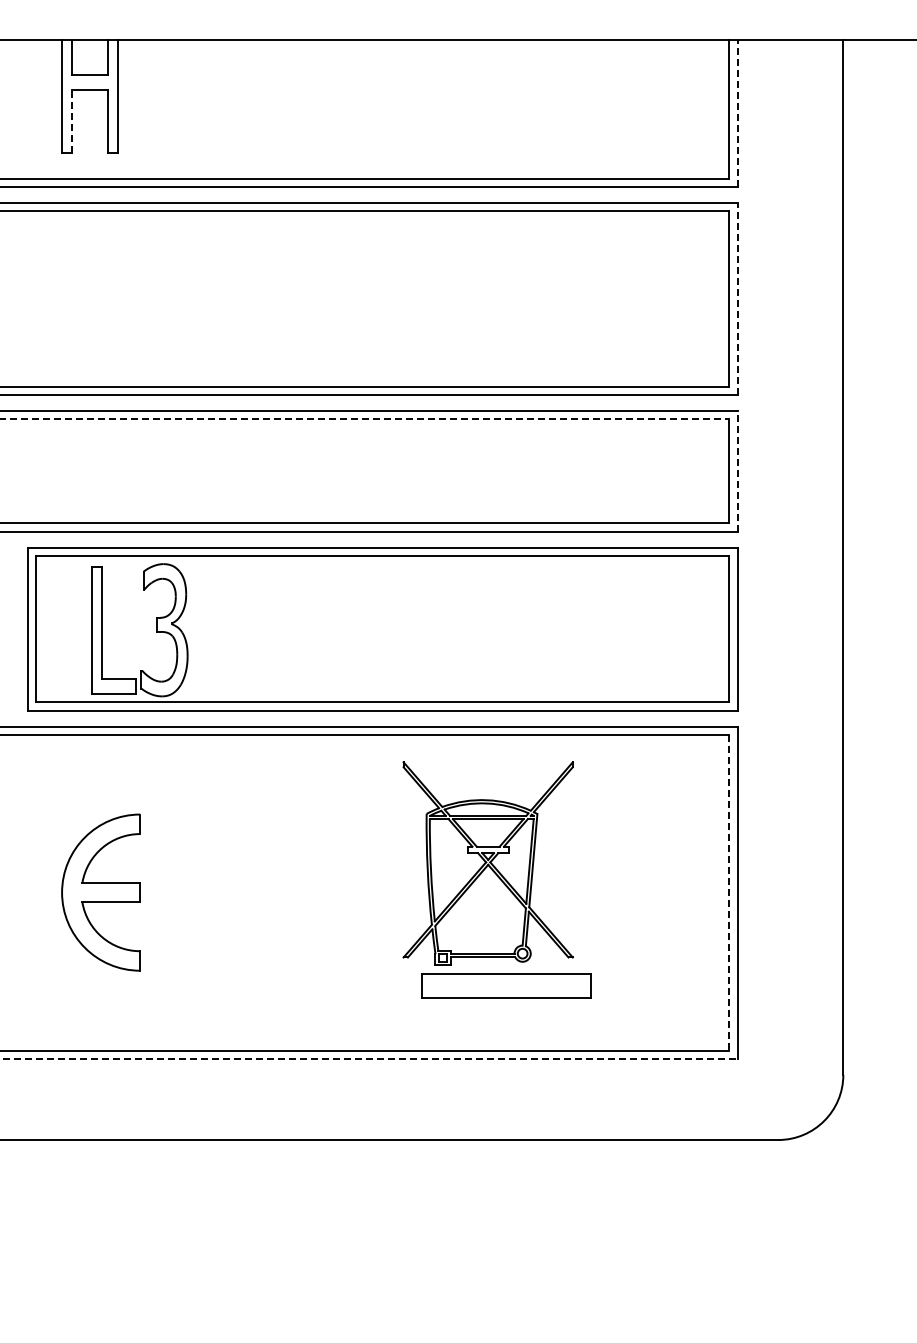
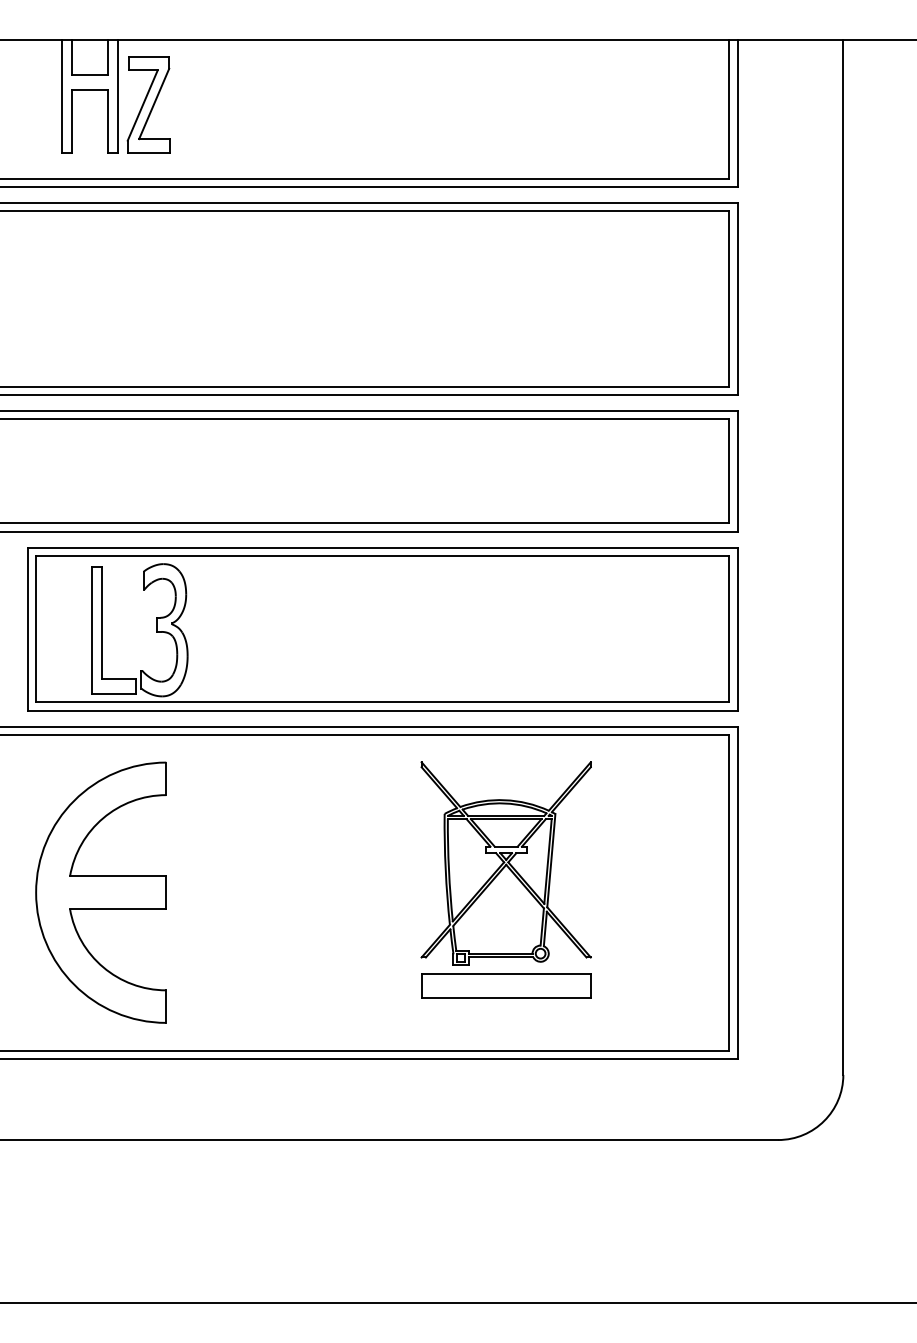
part: none -> present (148, 104)
line: dashed -> solid (737, 112)
line: dashed -> solid (72, 121)
line: dashed -> solid (737, 298)
line: dashed -> solid (364, 419)
line: dashed -> solid (737, 470)
part position: (487, 863) -> (505, 863) (505, 863)
part size: 80x159 px -> 132x263 px (100, 892)
line: dashed -> solid (729, 892)
line: dashed -> solid (369, 1058)
line: none -> present (457, 1302)
